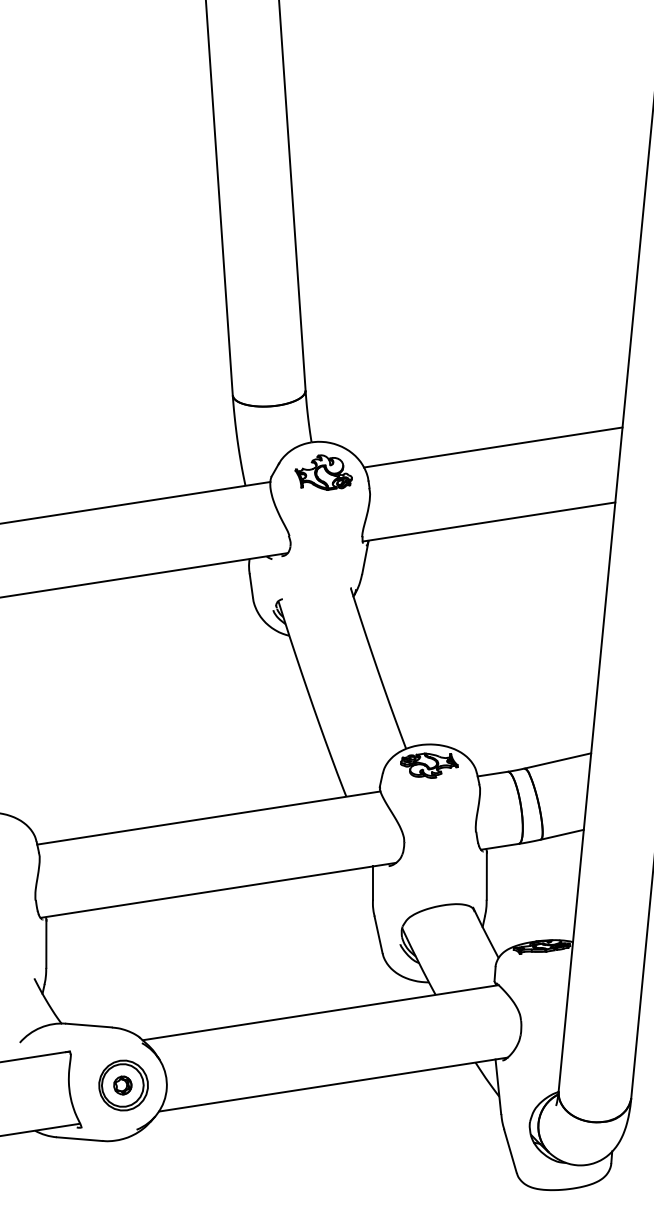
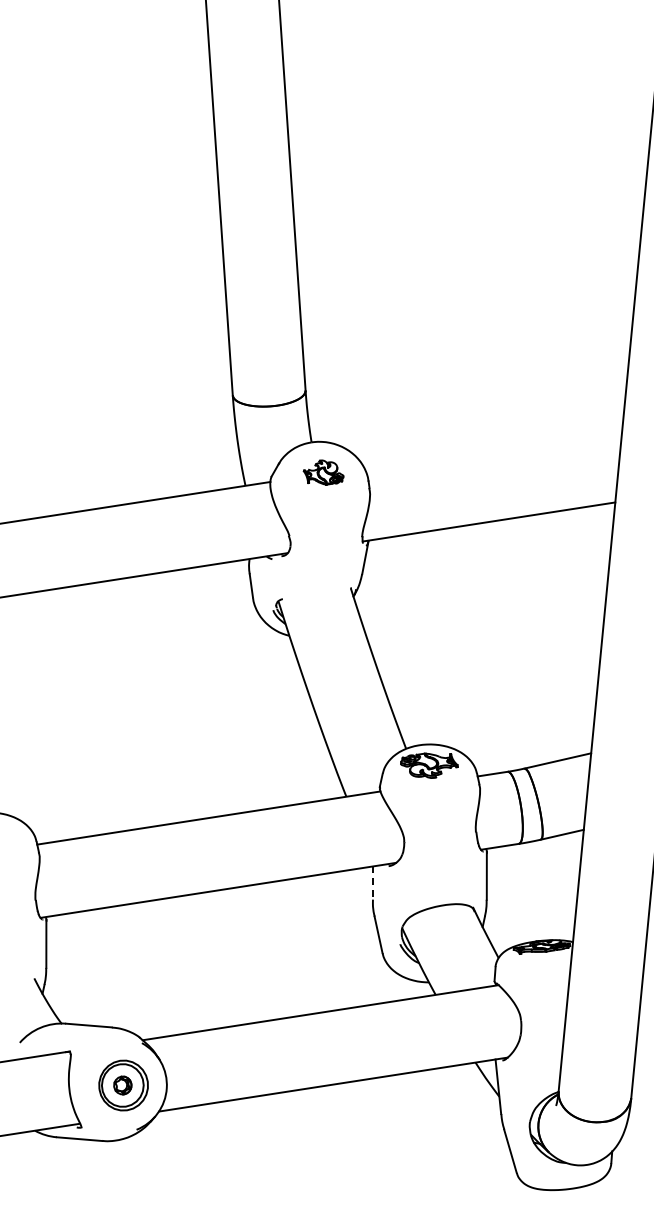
line: present -> none (492, 447)
part size: 59x37 px -> 43x27 px (323, 472)
line: solid -> dashed (372, 883)
